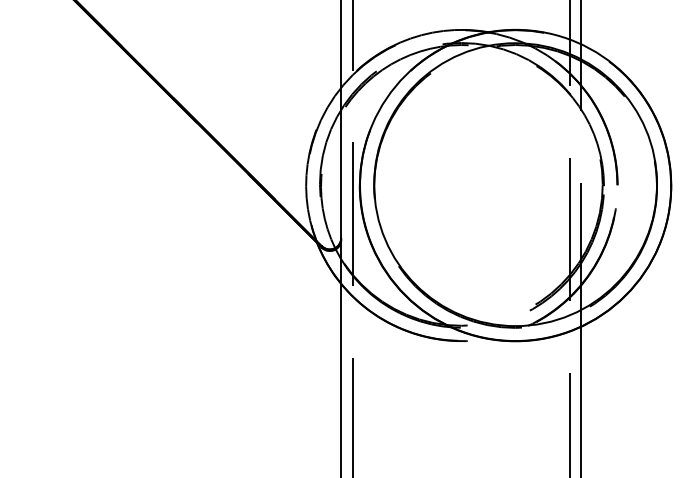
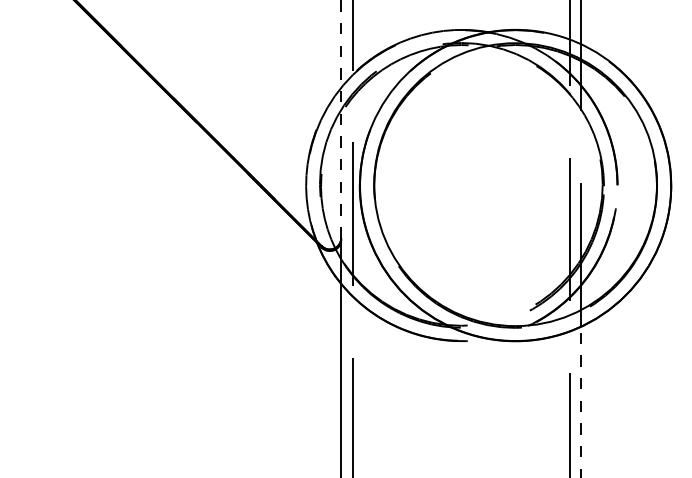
line: solid -> dashed (341, 119)
line: solid -> dashed (581, 401)
